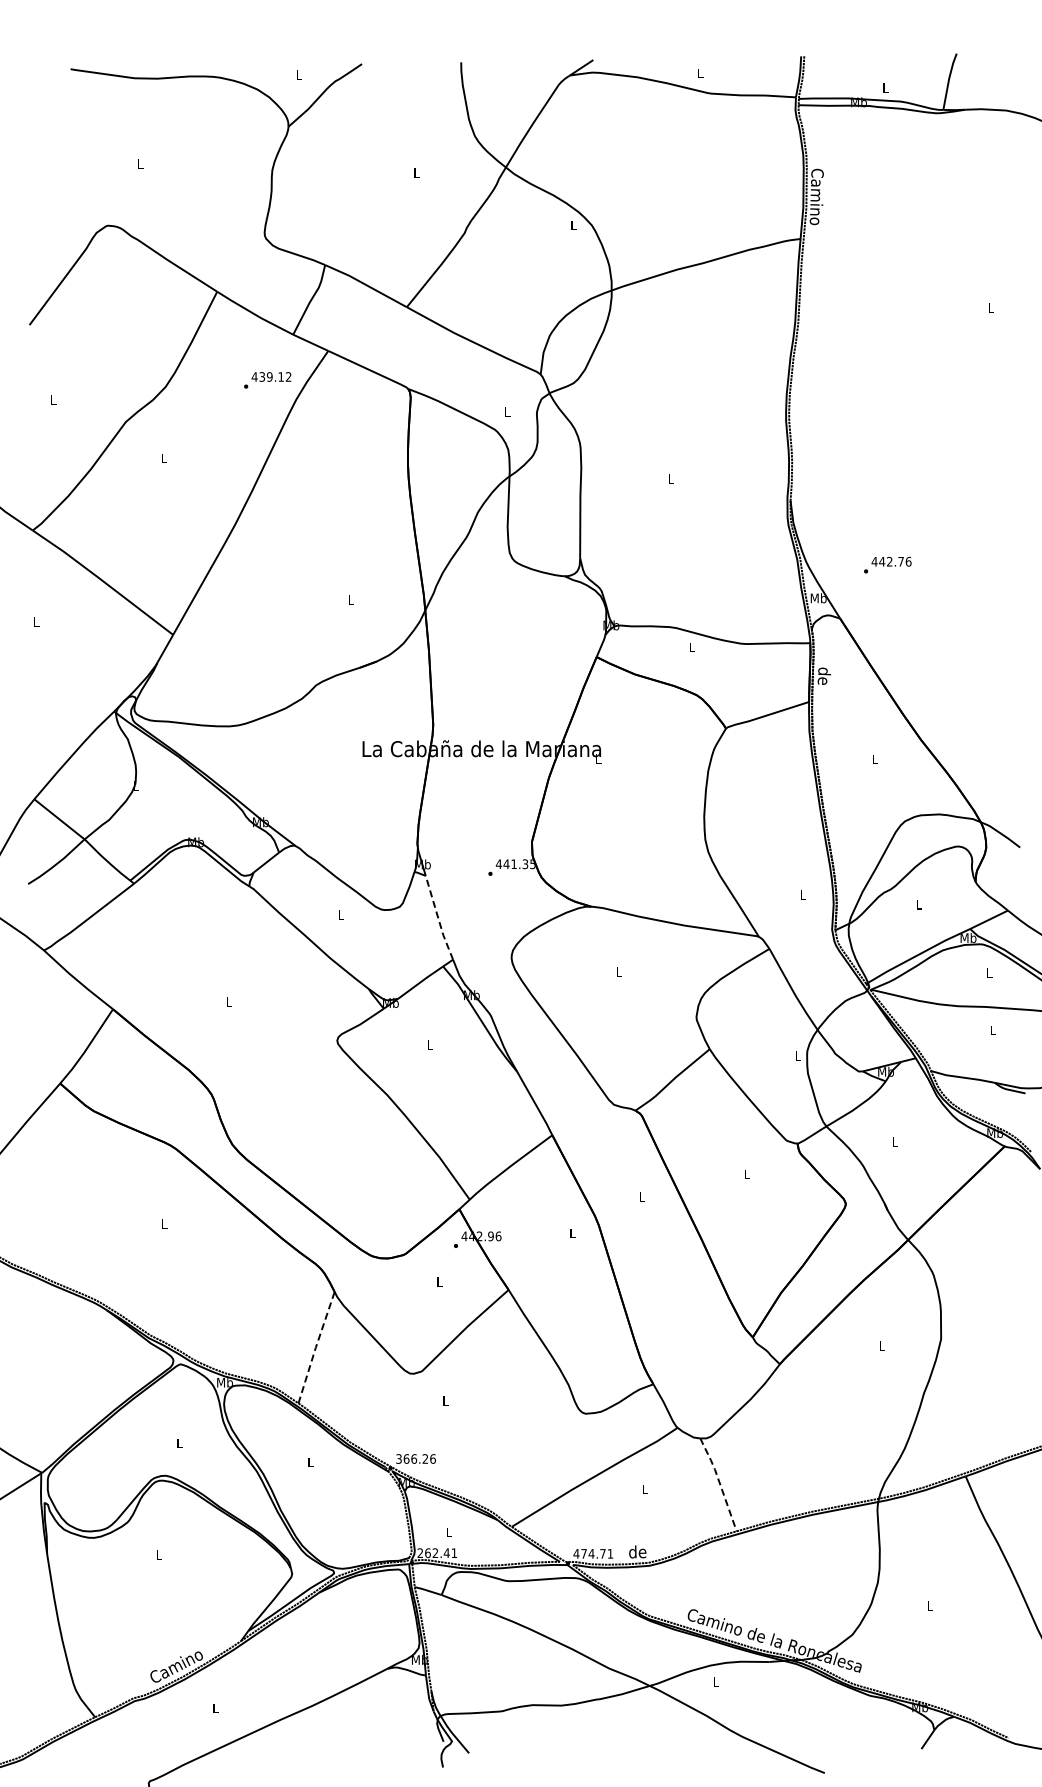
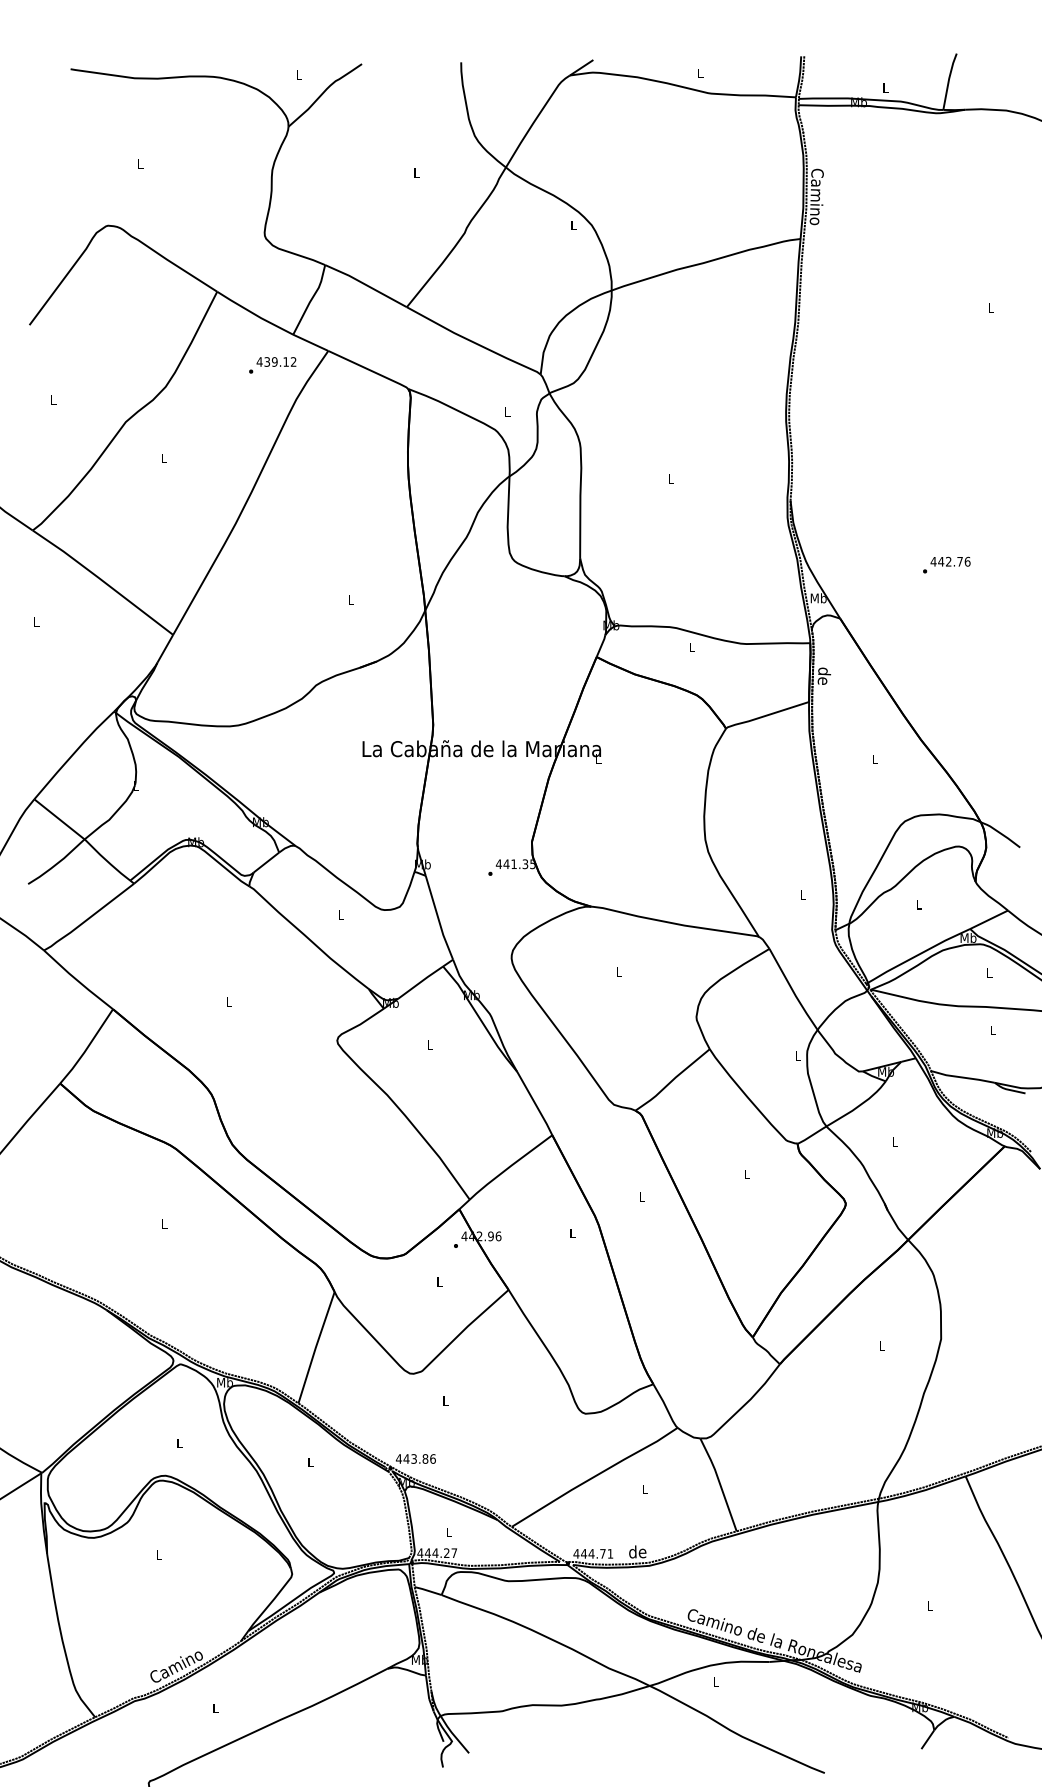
text position: (267, 380) -> (272, 365) (272, 365)
text position: (887, 564) -> (946, 564) (946, 564)
line: dashed -> solid (438, 918)
line: dashed -> solid (315, 1347)
text: 366.26 -> 443.86 (411, 1458)
line: dashed -> solid (719, 1482)
text: 262.41 -> 444.27 (437, 1553)
text: 474.71 -> 444.71 (584, 1553)
